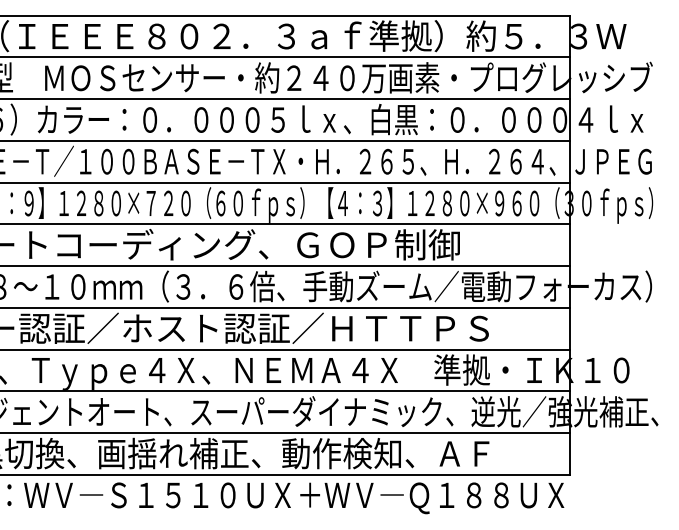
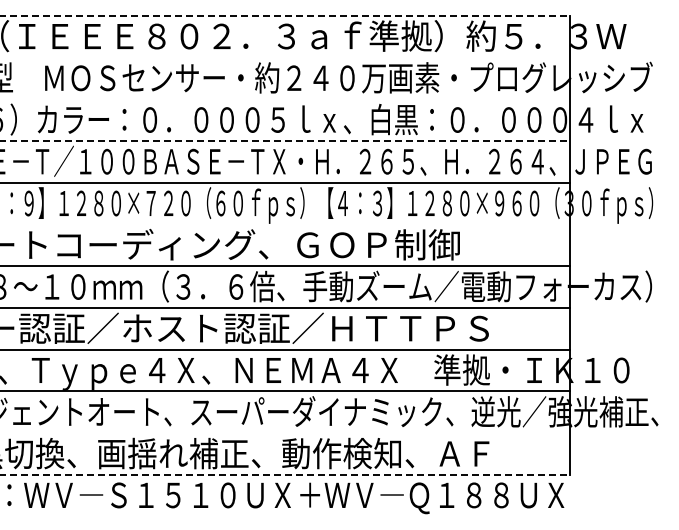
line: solid -> dashed (284, 15)
line: present -> none (285, 57)
line: present -> none (285, 99)
line: solid -> dashed (284, 140)
line: present -> none (285, 224)
line: present -> none (285, 433)
line: solid -> dashed (284, 474)
